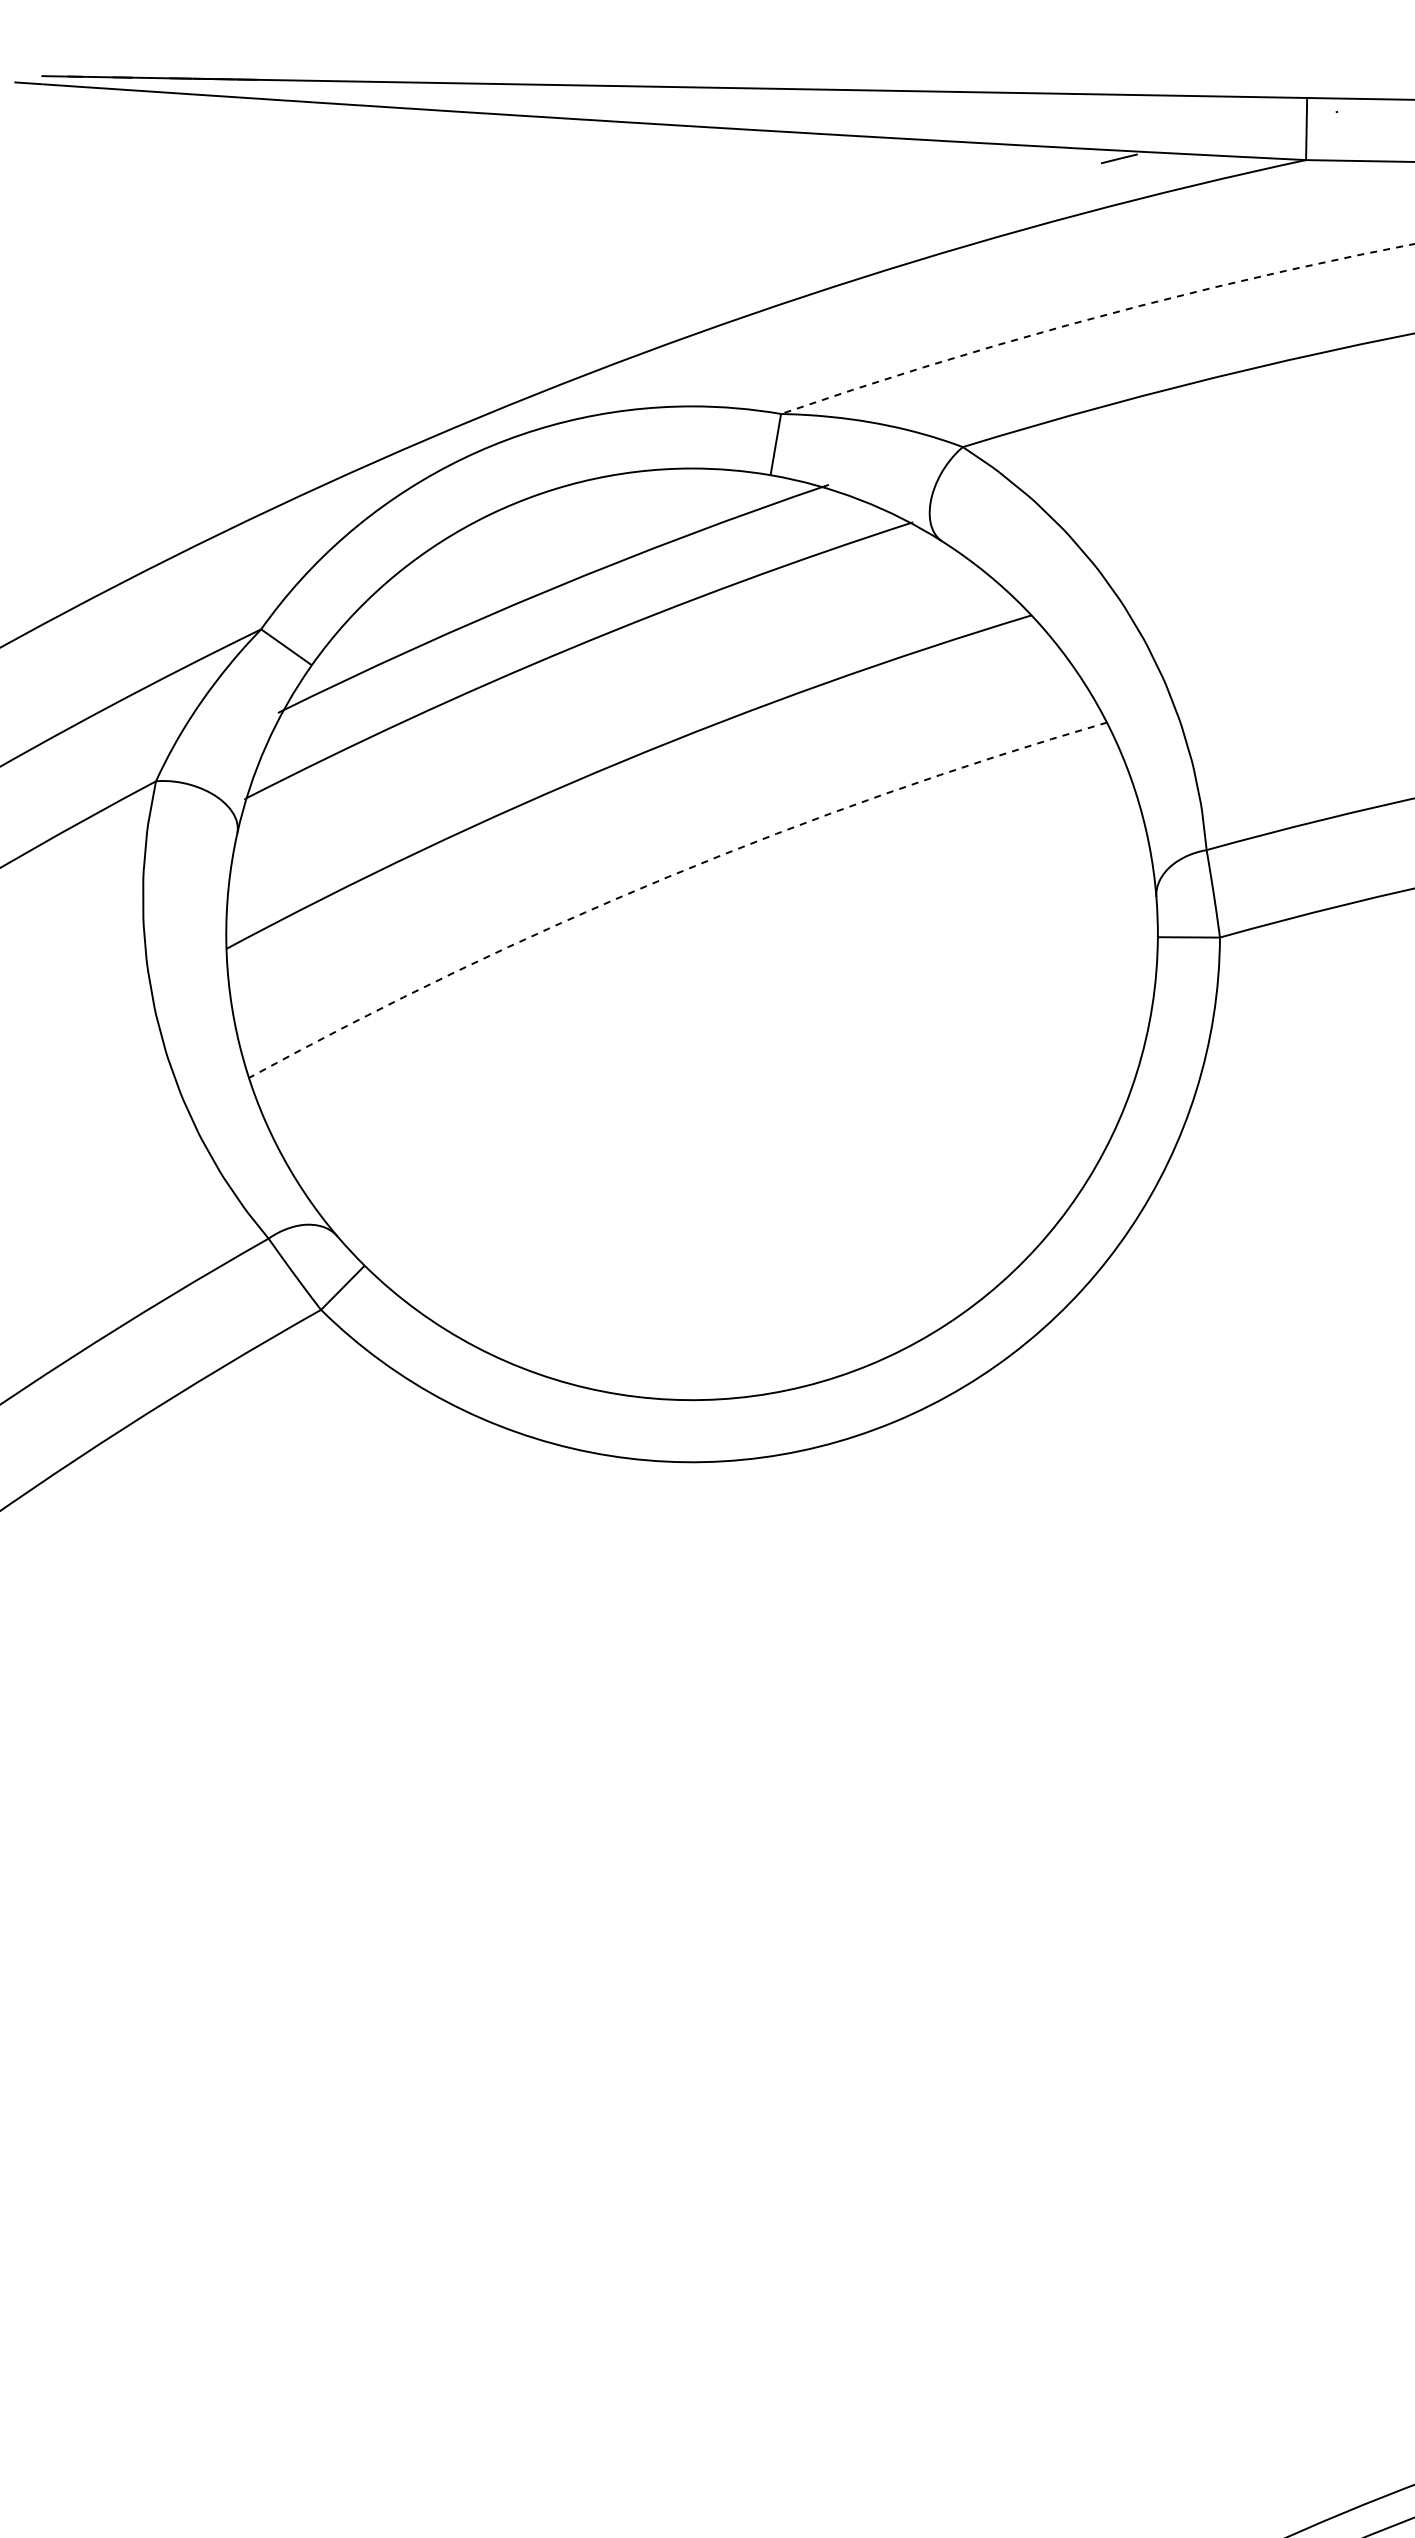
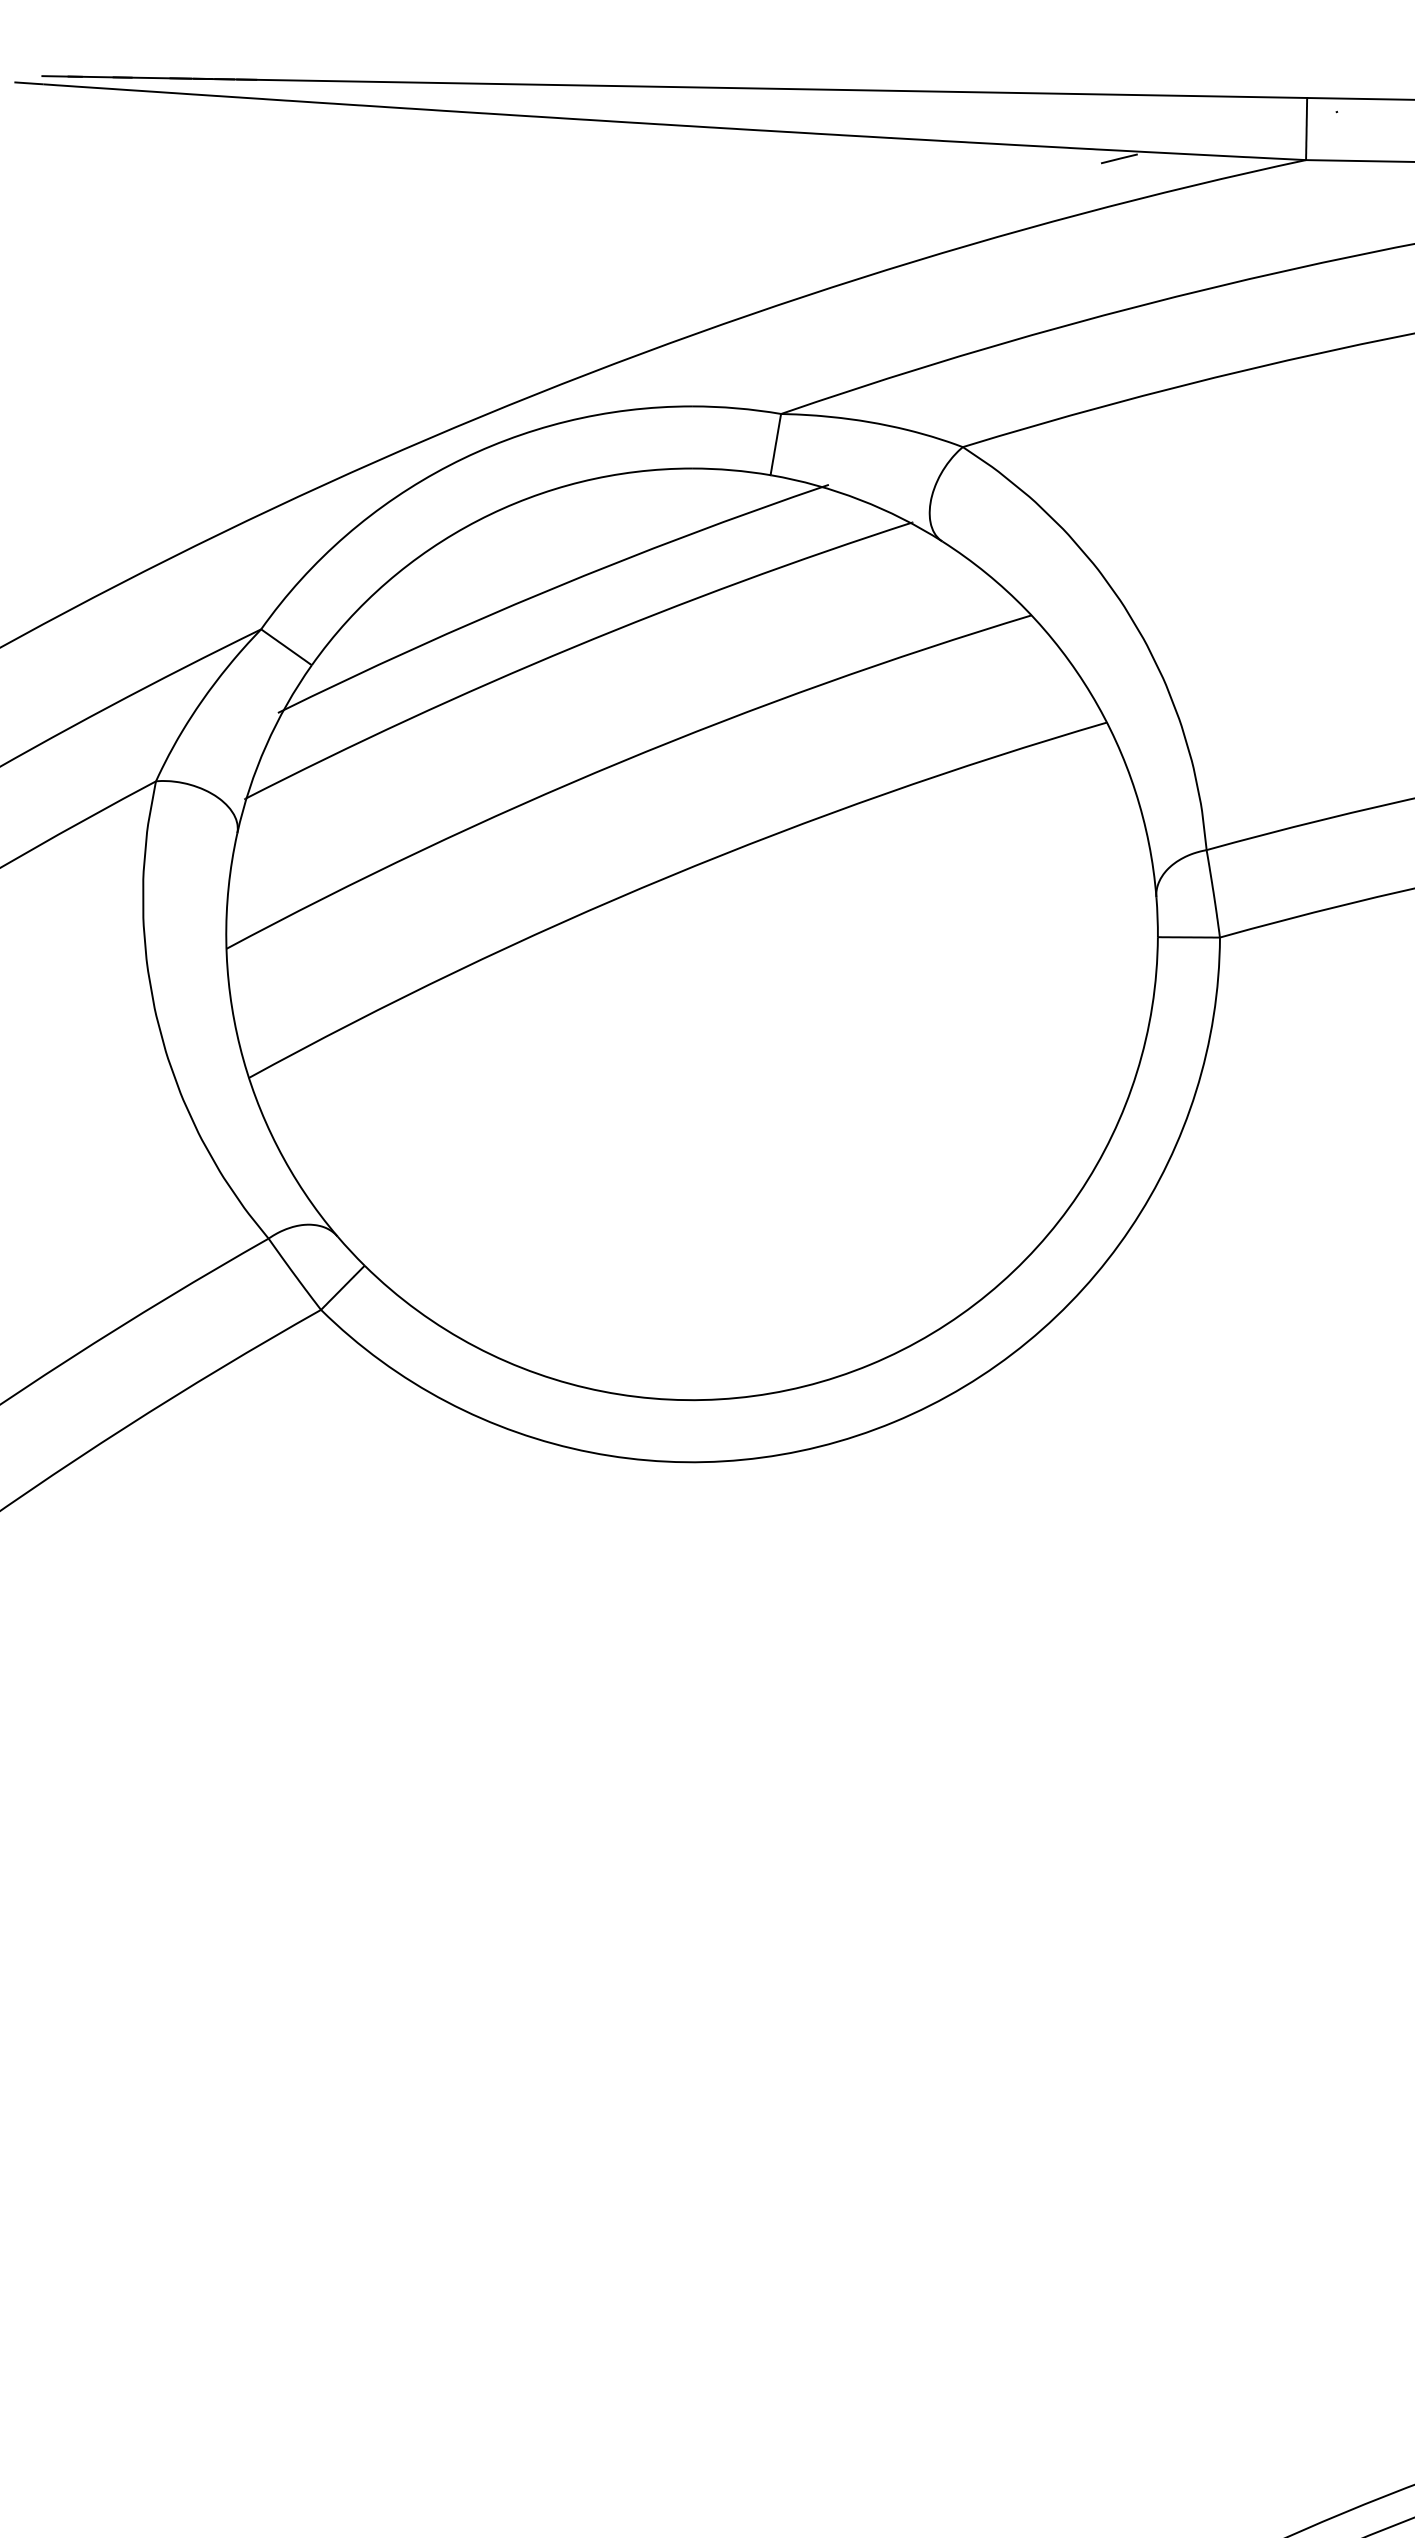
arc: dashed -> solid (1095, 317)
arc: dashed -> solid (668, 876)
